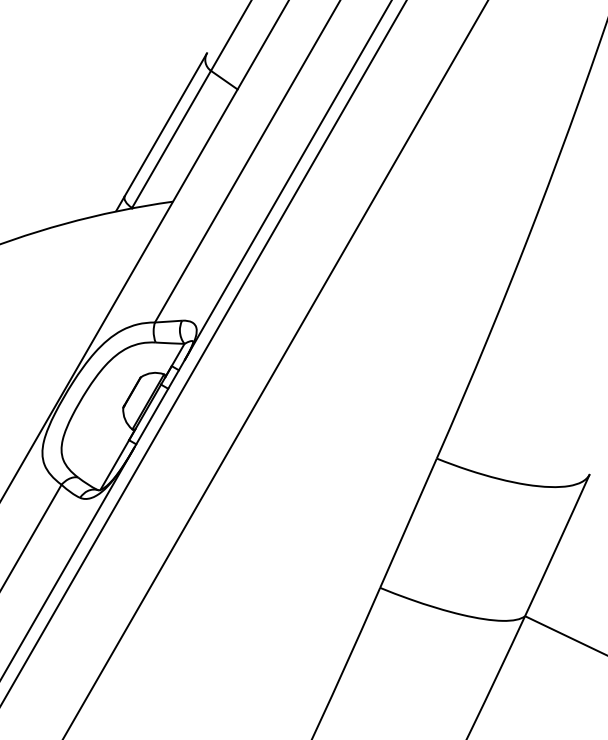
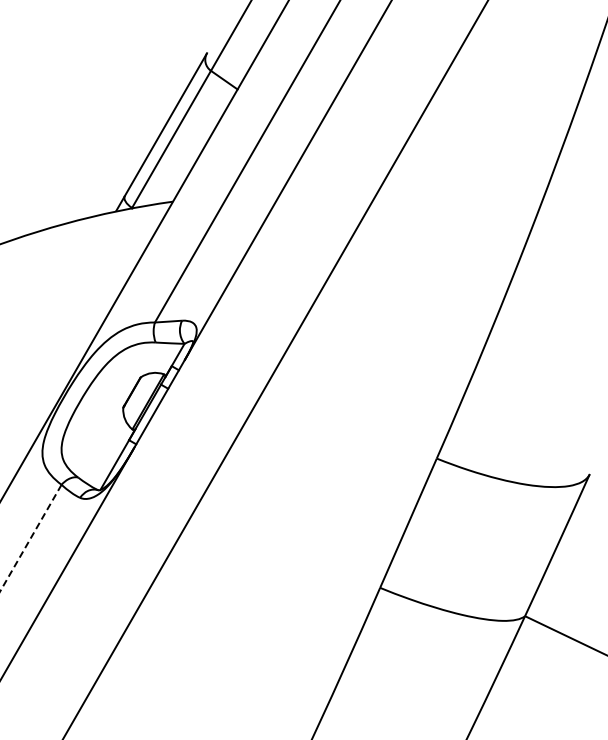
line: present -> none (203, 352)
line: solid -> dashed (30, 538)
